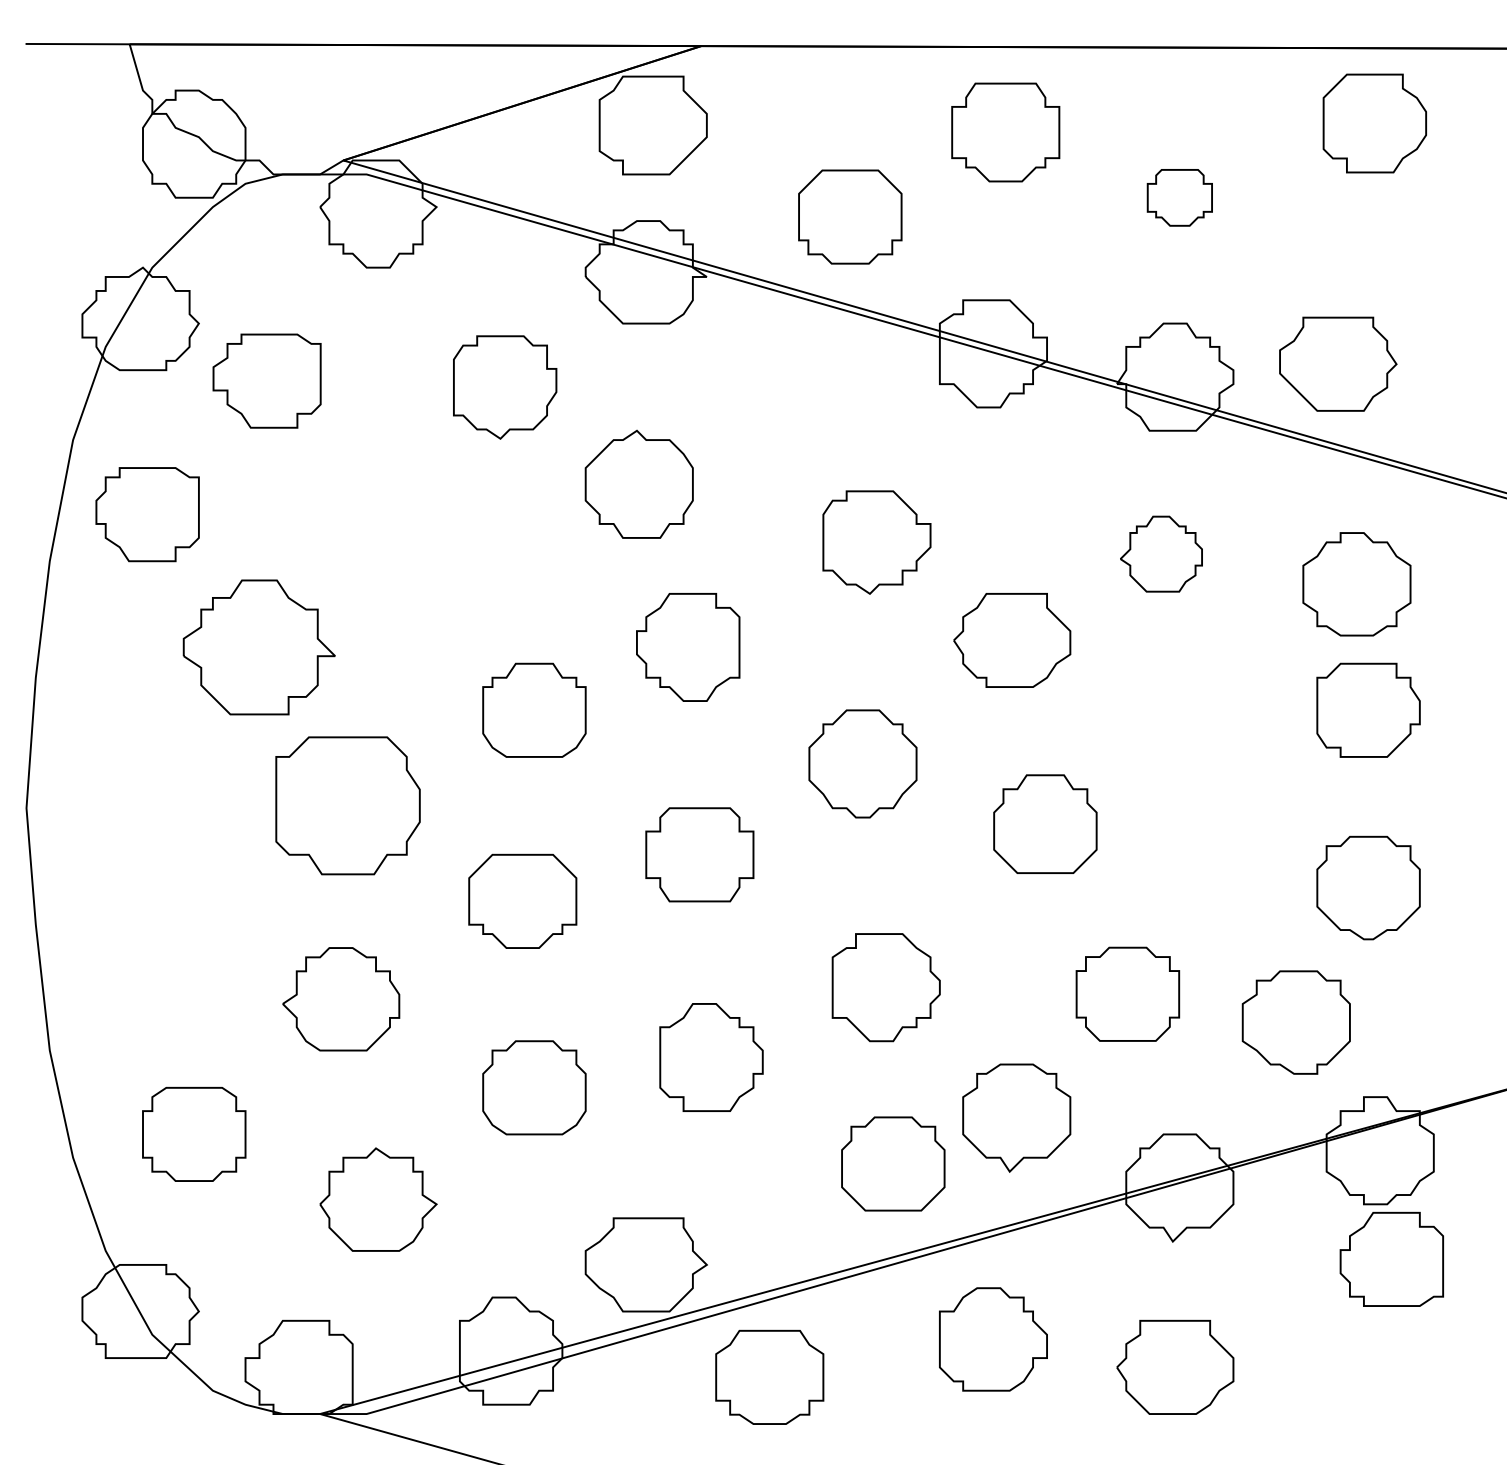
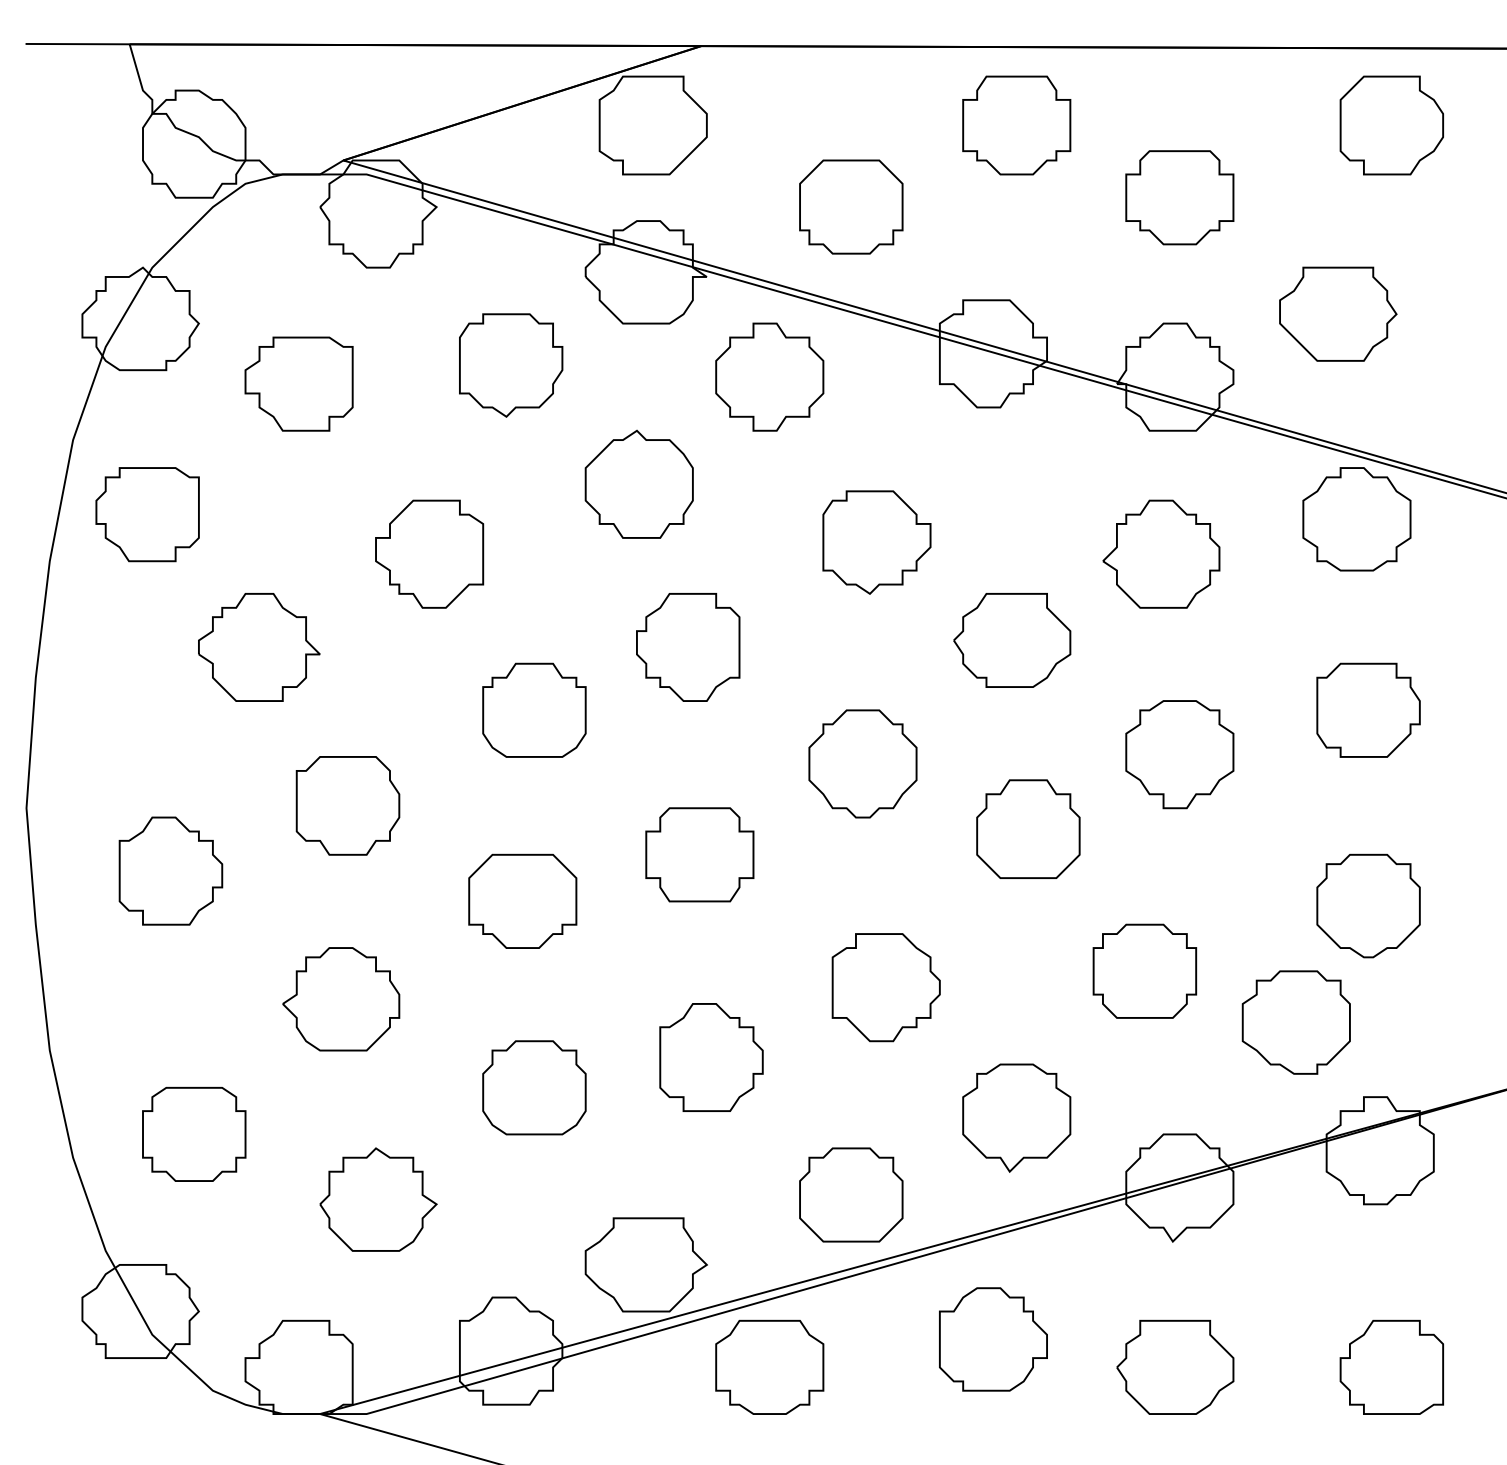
part position: (1374, 123) -> (1391, 125) (1391, 125)
part position: (1005, 132) -> (1016, 125) (1016, 125)
part size: 67x58 px -> 110x96 px (1179, 197)
part position: (850, 216) -> (851, 206) (851, 206)
part position: (1338, 363) -> (1338, 313) (1338, 313)
part: none -> present (769, 376)
part position: (266, 380) -> (298, 383) (298, 383)
part position: (505, 387) -> (511, 365) (511, 365)
part: none -> present (429, 553)
part size: 83x78 px -> 119x110 px (1161, 553)
part position: (1356, 584) -> (1356, 519) (1356, 519)
part size: 154x137 px -> 123x109 px (259, 647)
part: none -> present (1179, 754)
part size: 146x140 px -> 106x100 px (347, 805)
part position: (1045, 823) -> (1028, 828) (1028, 828)
part: none -> present (170, 870)
part position: (1368, 887) -> (1368, 905) (1368, 905)
part position: (1127, 993) -> (1144, 970) (1144, 970)
part position: (893, 1163) -> (851, 1194) (851, 1194)
part position: (1391, 1258) -> (1391, 1366) (1391, 1366)
part position: (769, 1376) -> (769, 1366) (769, 1366)
